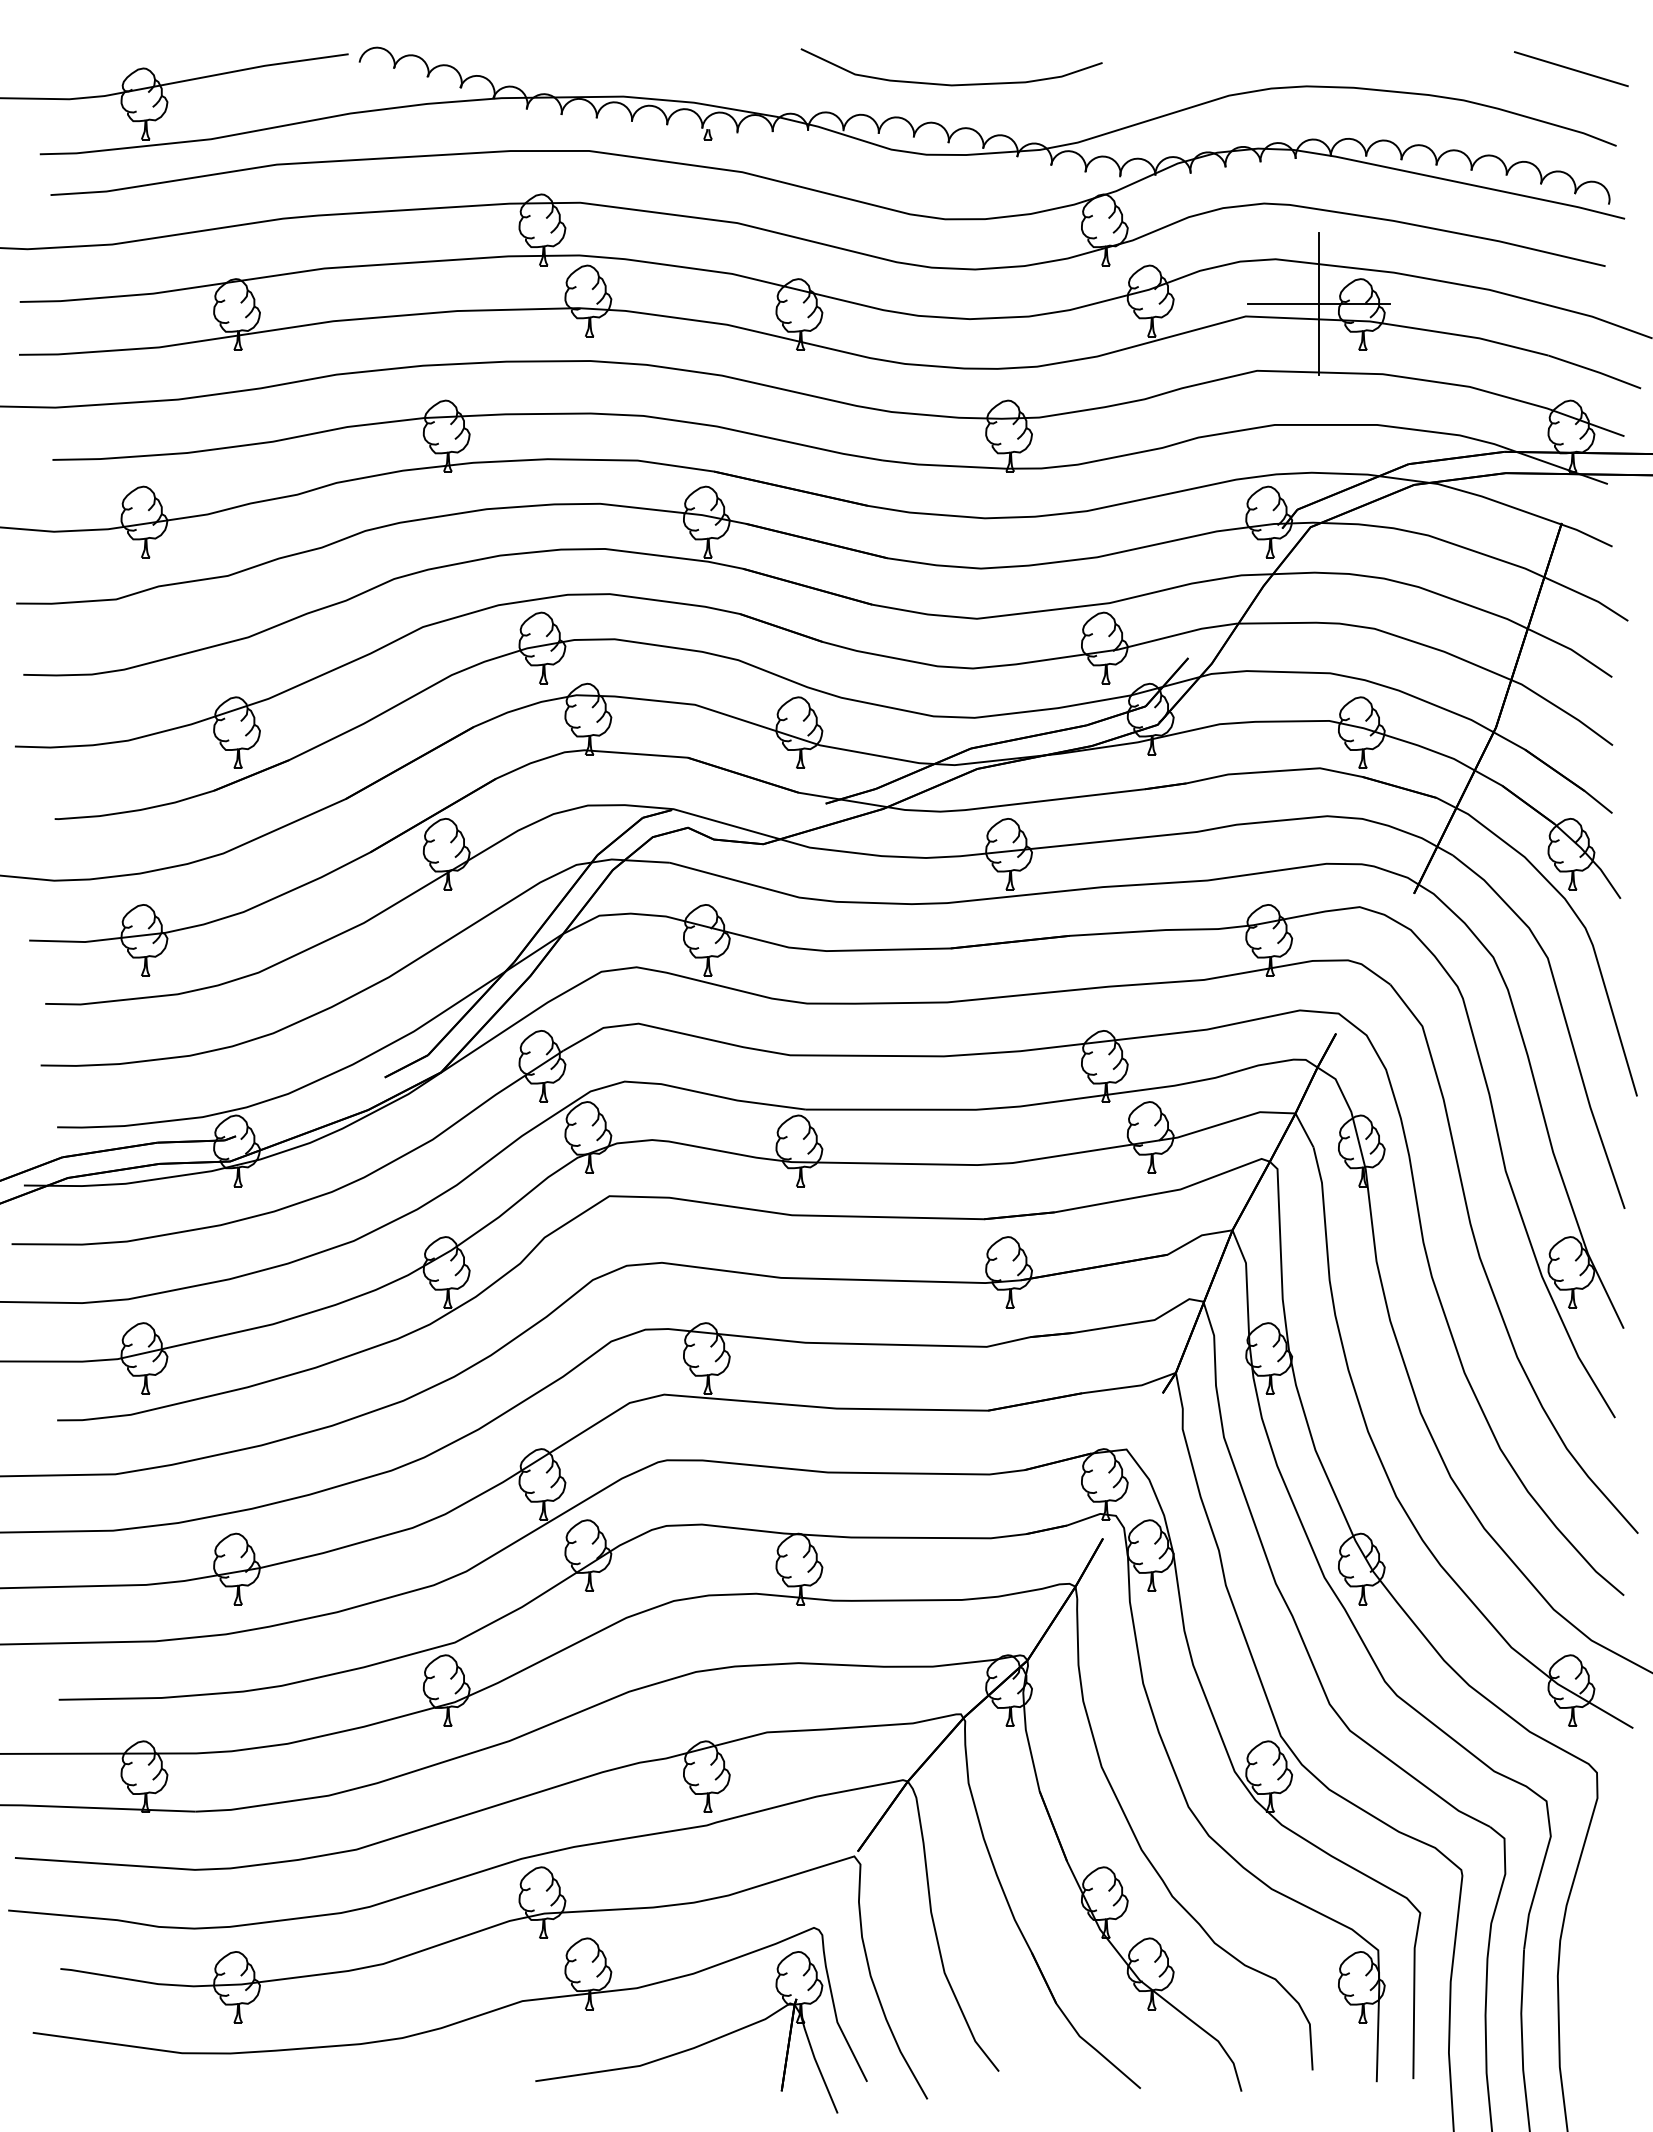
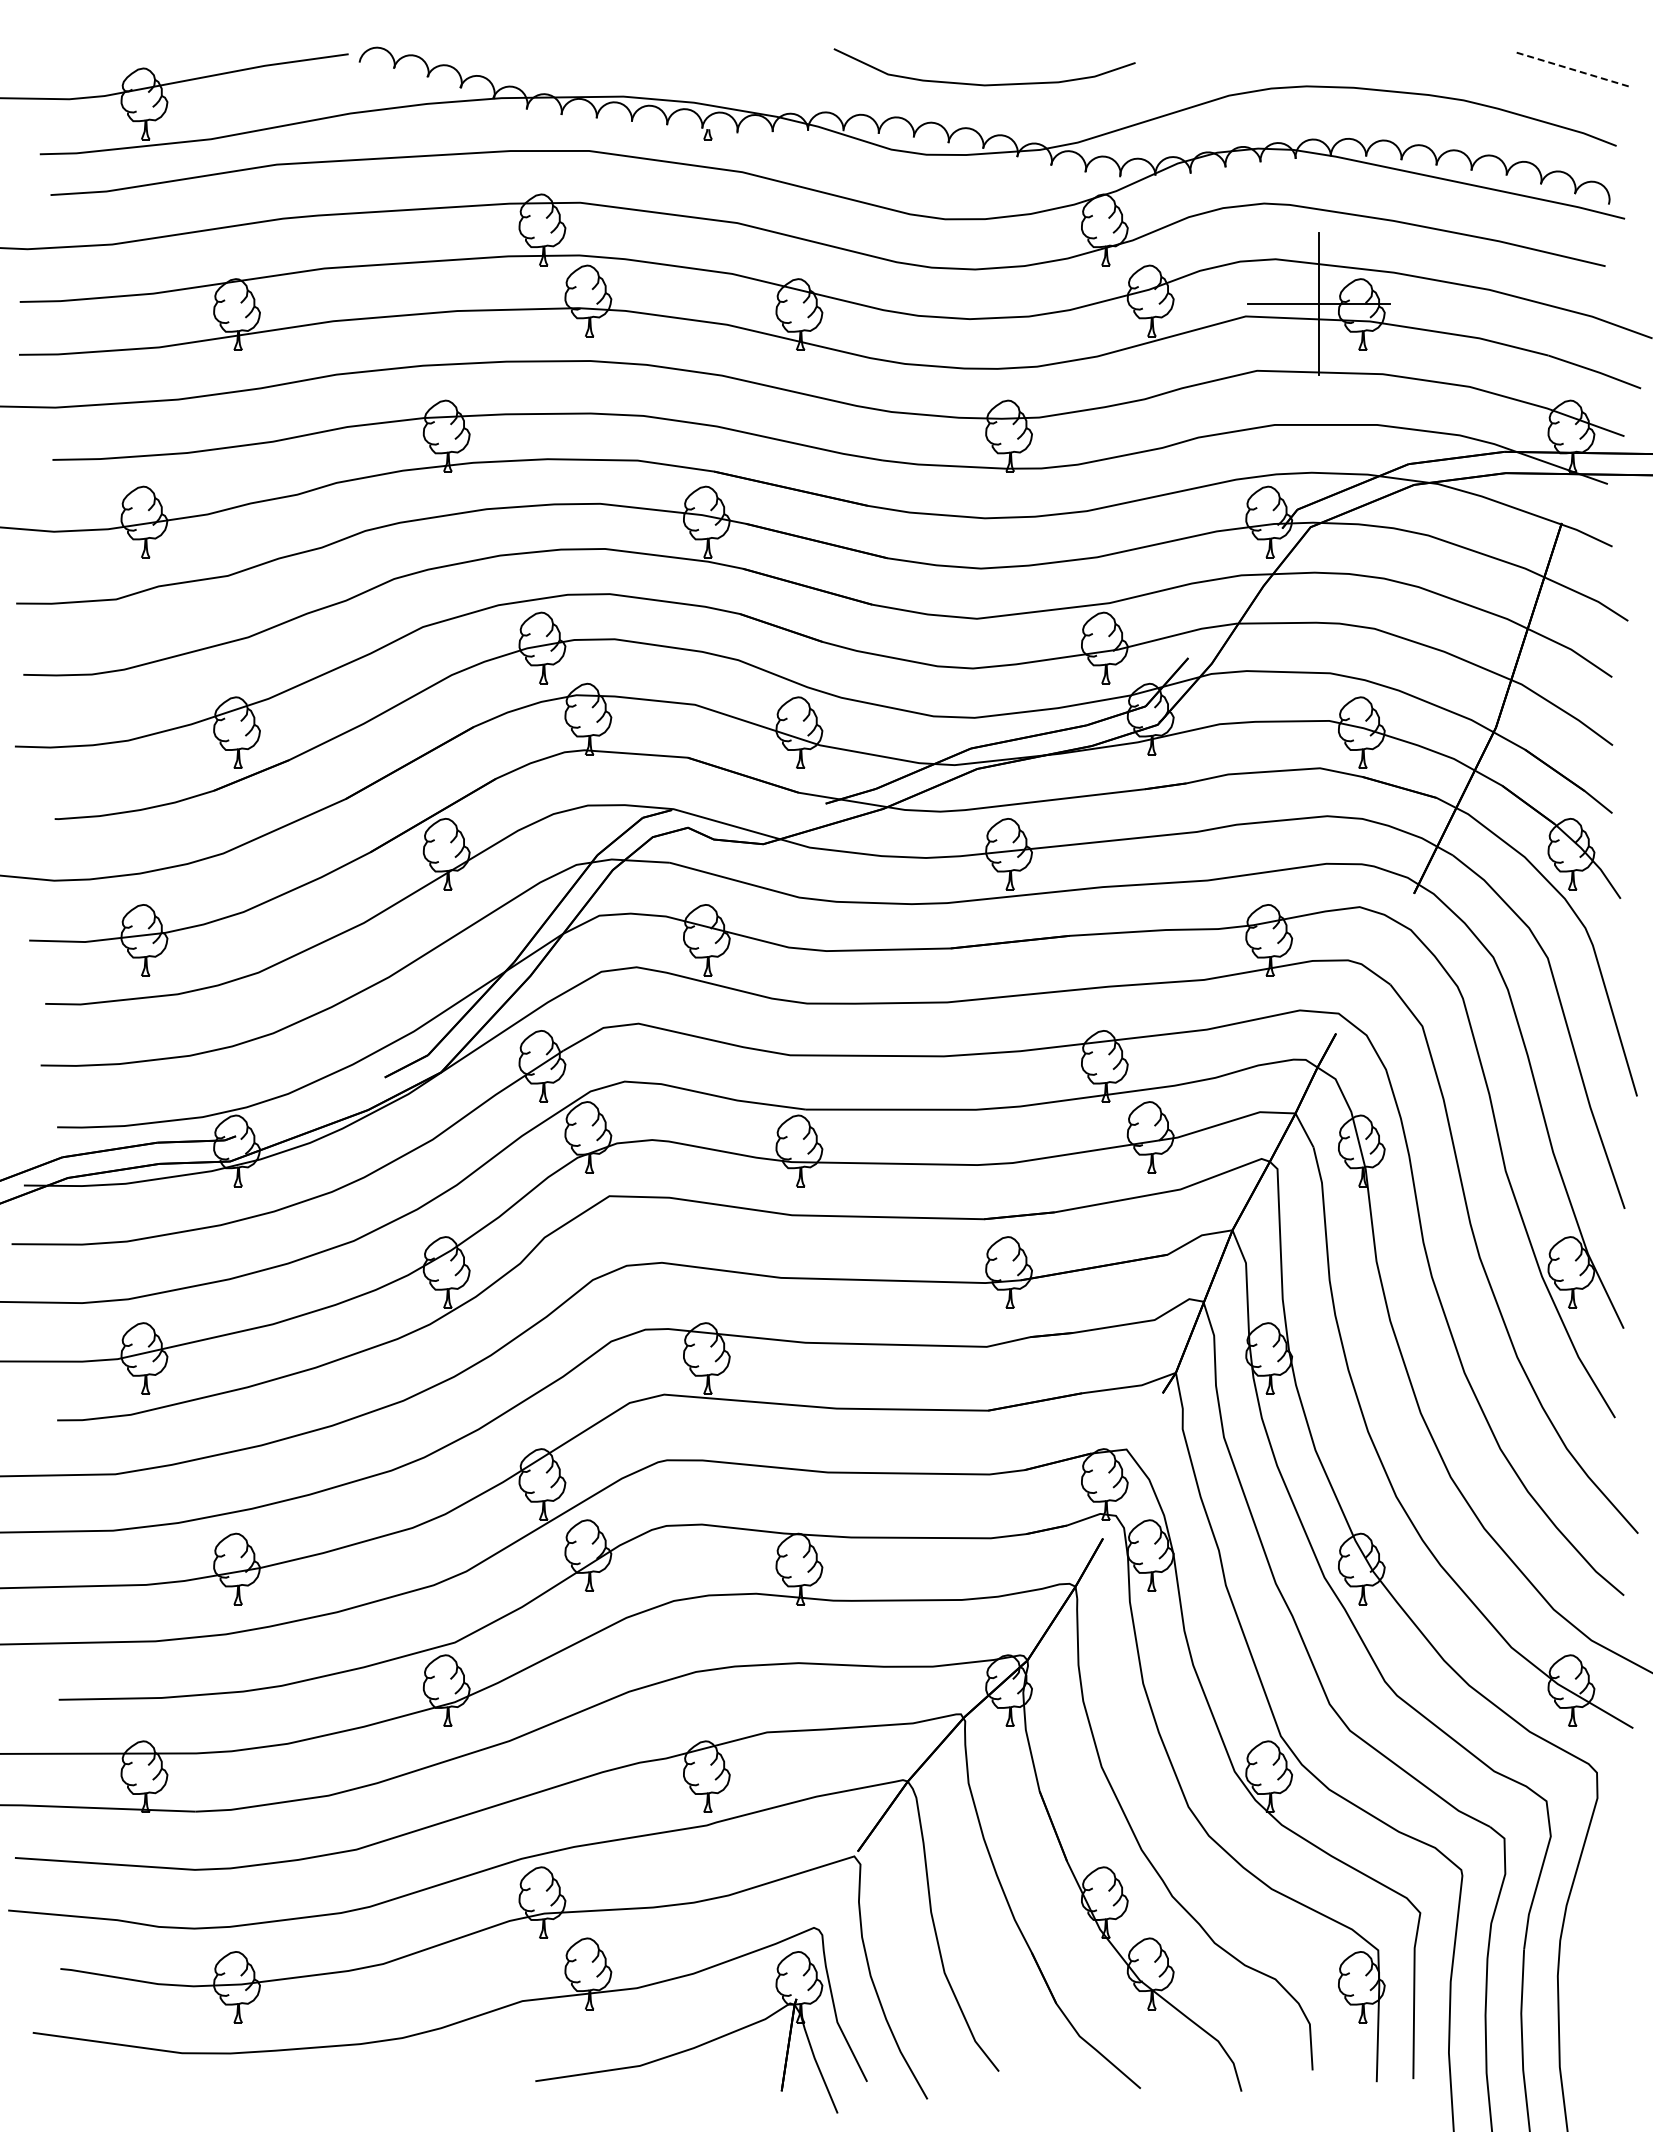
line: solid -> dashed (1571, 69)
curve position: (951, 84) -> (984, 84) (984, 84)
